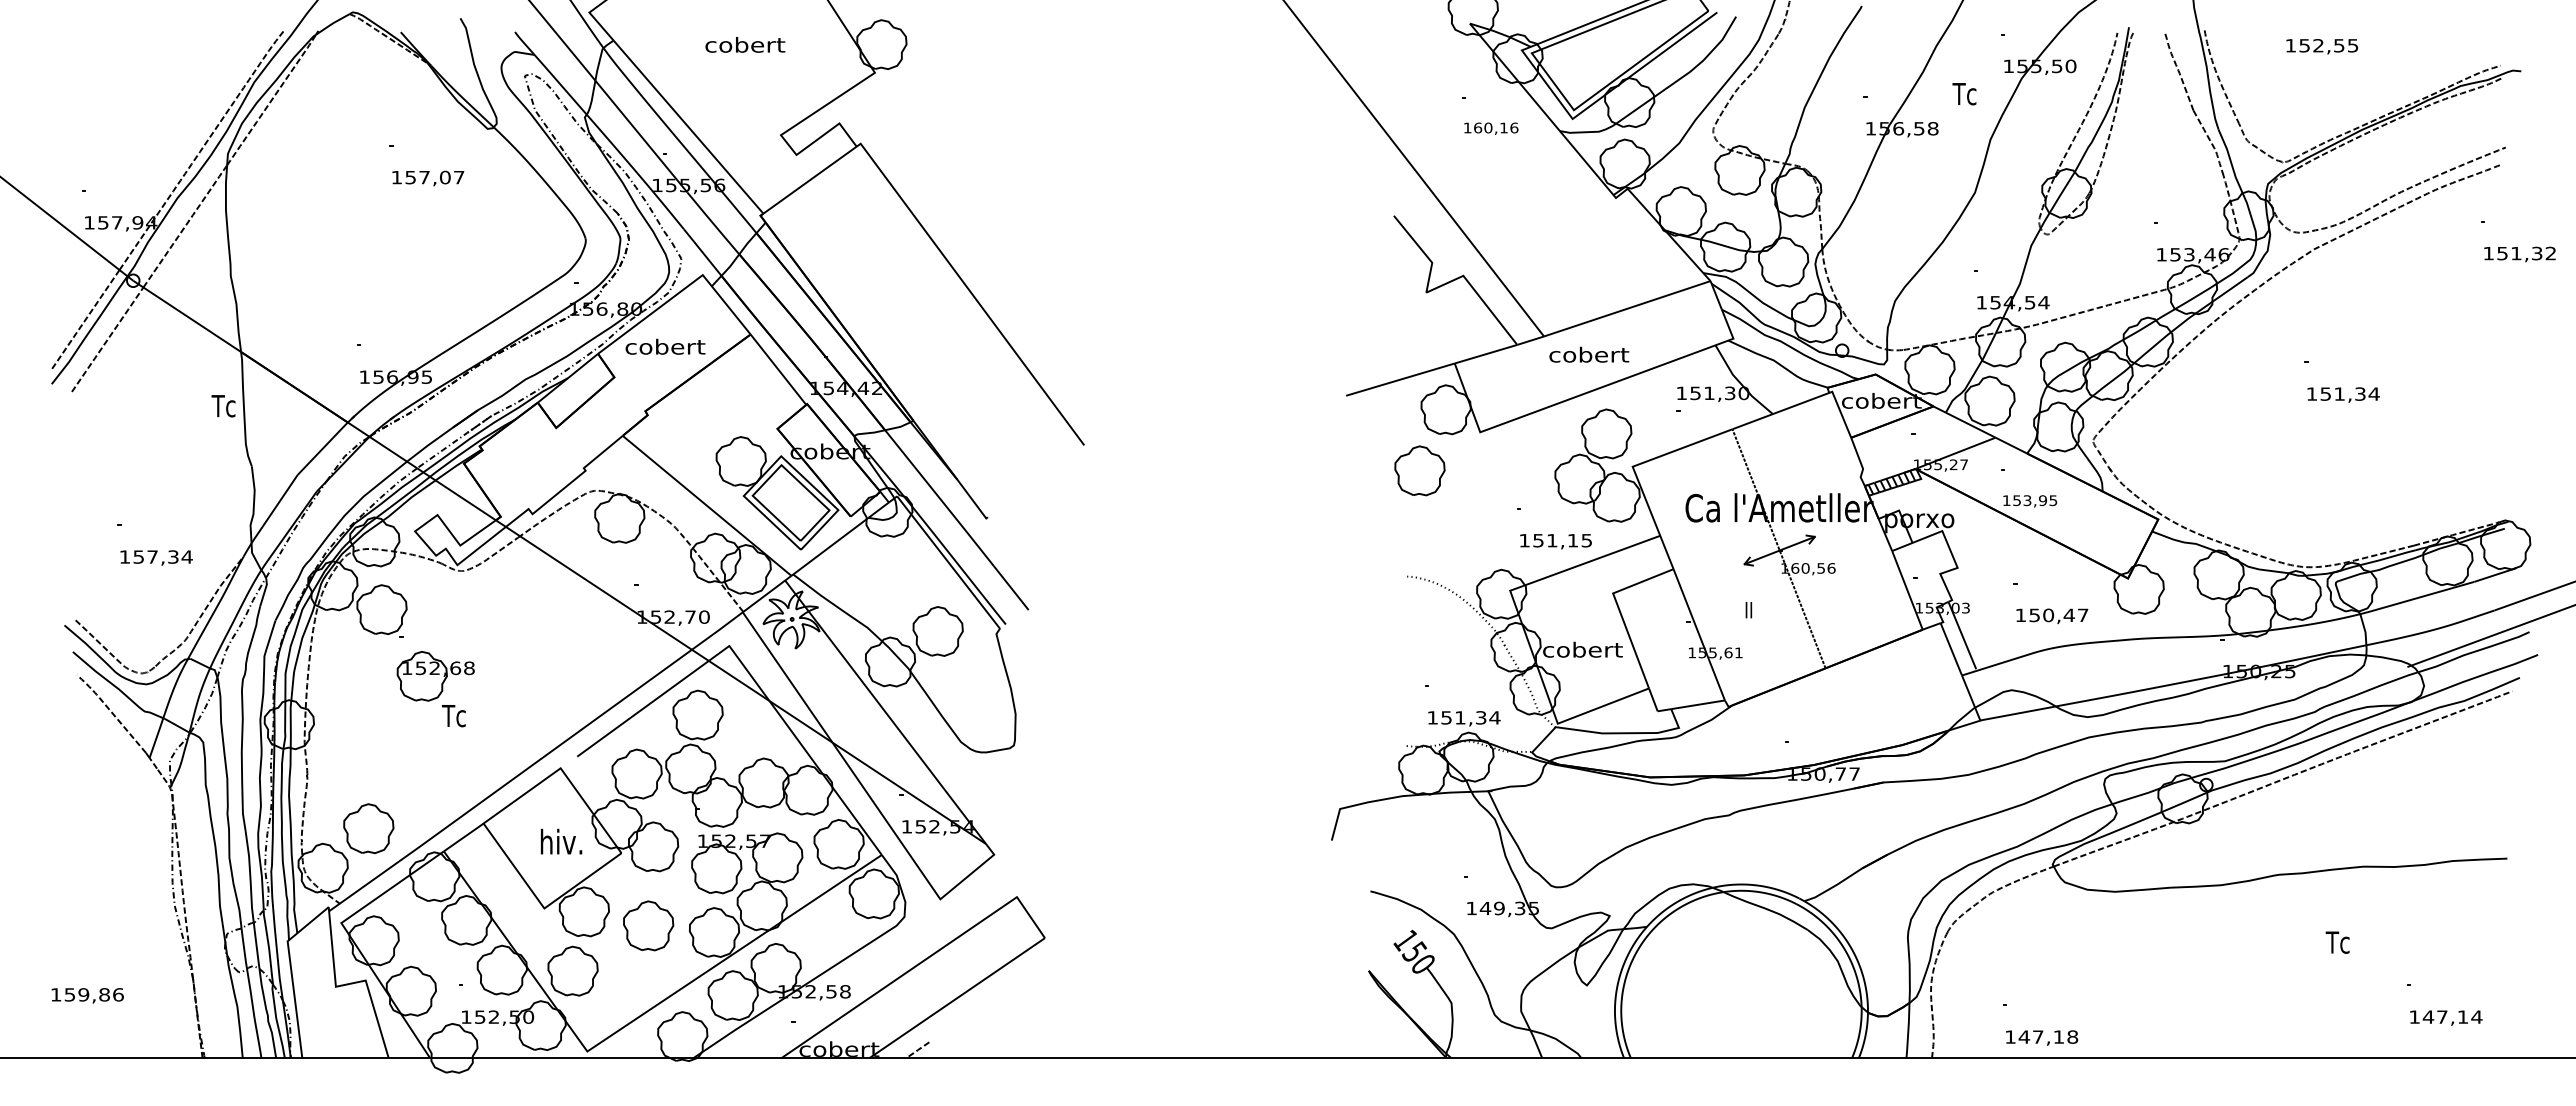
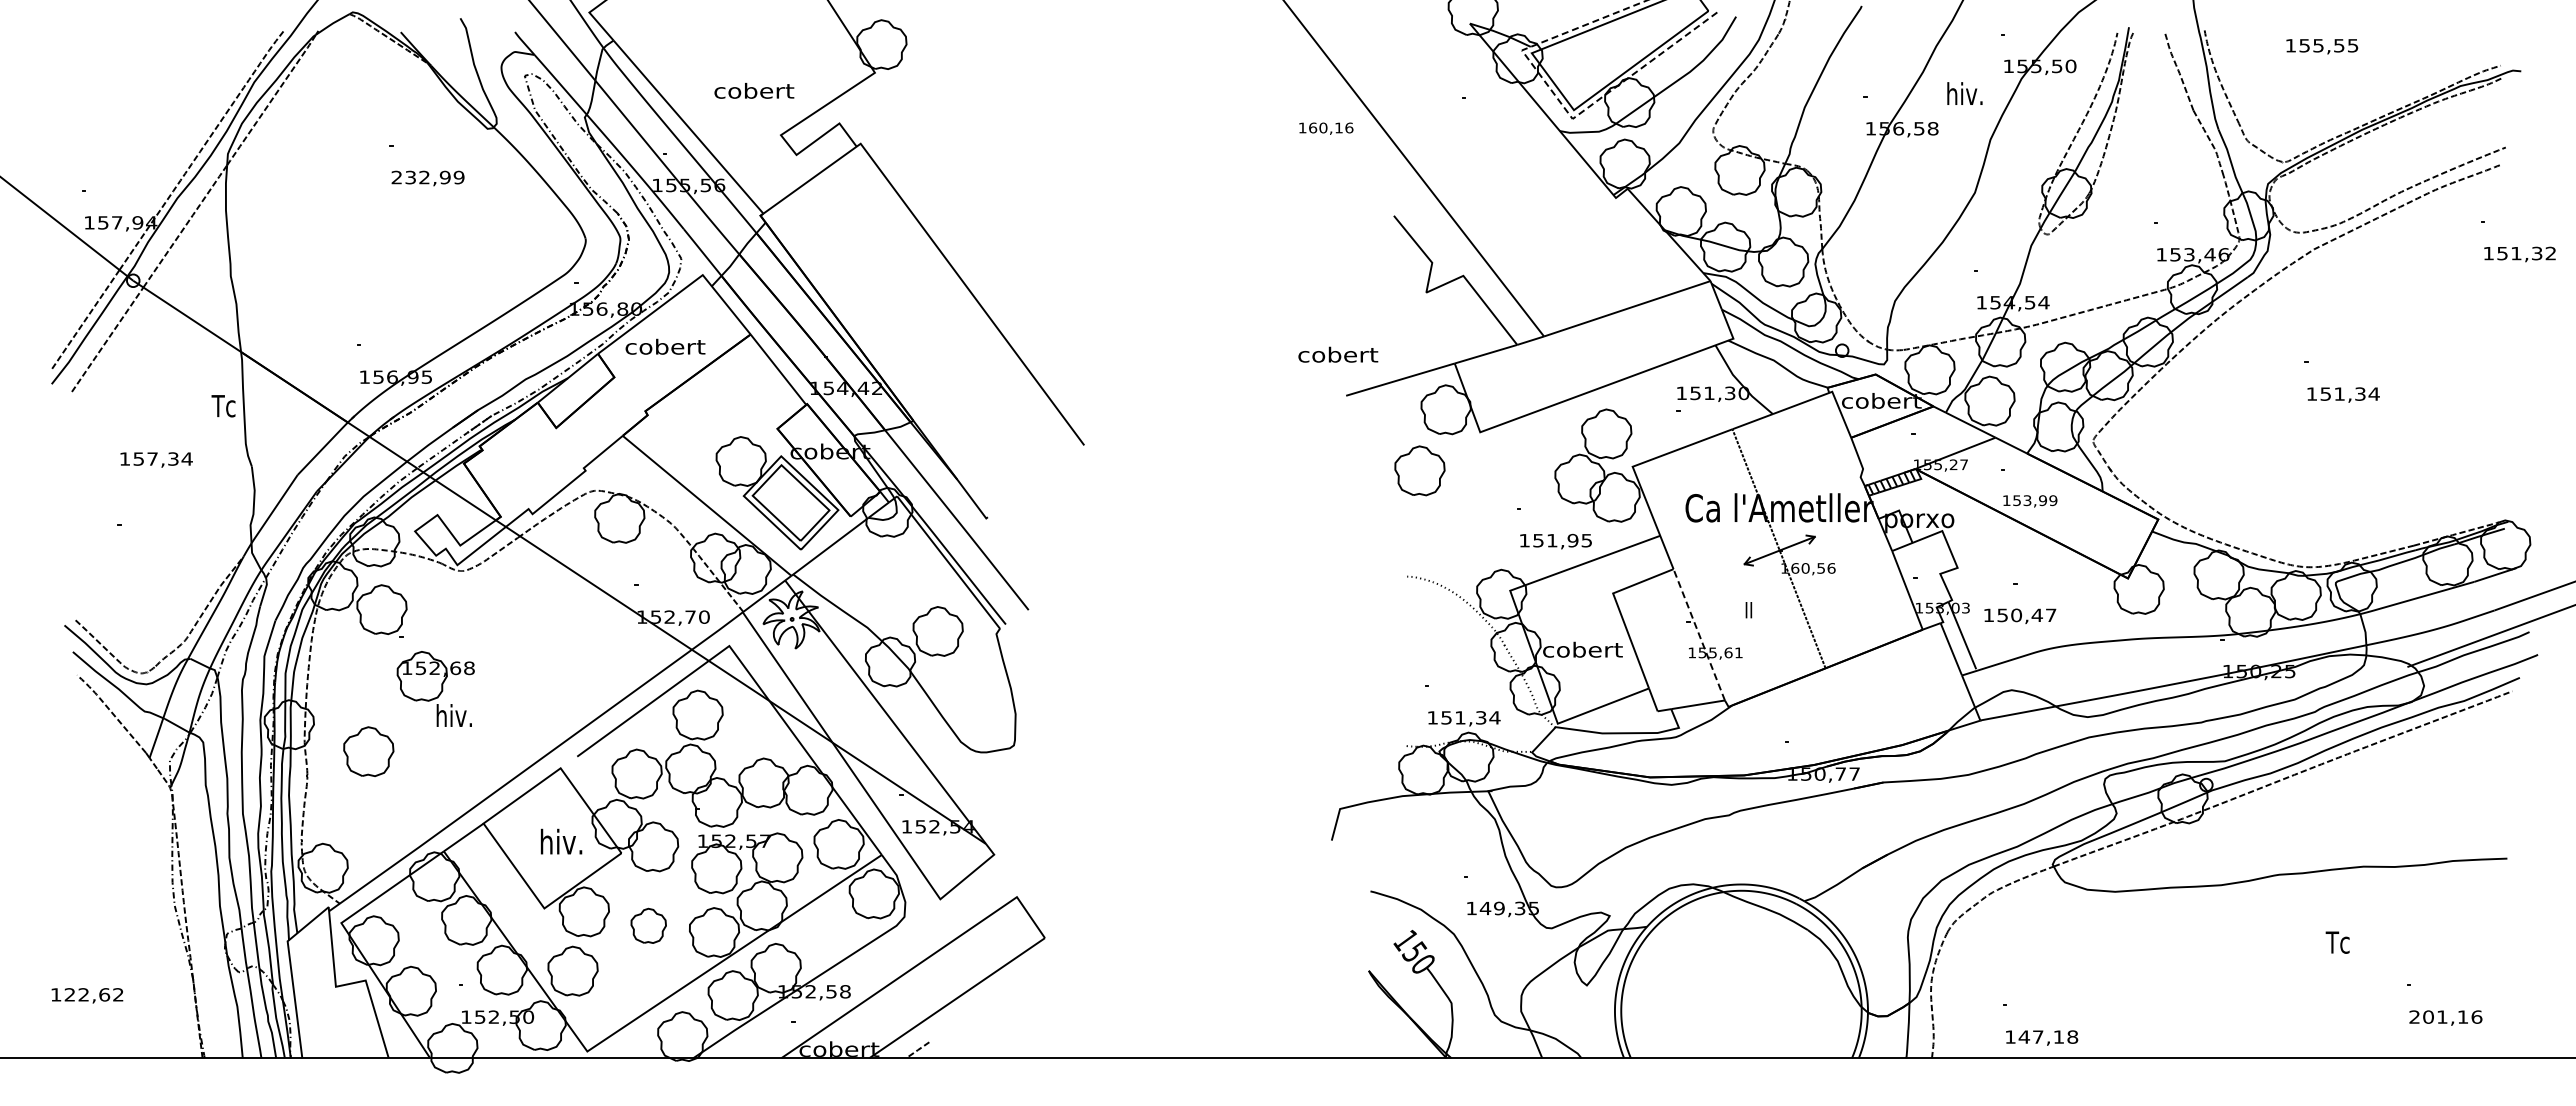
text position: (745, 44) -> (754, 90) (754, 90)
text: 152,55 -> 155,55 (2318, 45)
text: Tc -> hiv. (1964, 93)
line: solid -> dashed (1560, 102)
text position: (1491, 128) -> (1326, 128) (1326, 128)
text: 157,07 -> 232,99 (427, 177)
text position: (1589, 354) -> (1338, 354) (1338, 354)
text: 153,95 -> 153,99 (2053, 500)
text: 151,15 -> 151,95 (1572, 540)
text position: (156, 557) -> (156, 459) (156, 459)
text position: (2052, 615) -> (2020, 615) (2020, 615)
line: solid -> dashed (1699, 634)
text: Tc -> hiv. (453, 715)
part position: (368, 828) -> (368, 751) (368, 751)
part size: 52x52 px -> 37x37 px (648, 925)
text: 159,86 -> 122,62 (93, 994)
text: 147,14 -> 201,16 (2445, 1016)
